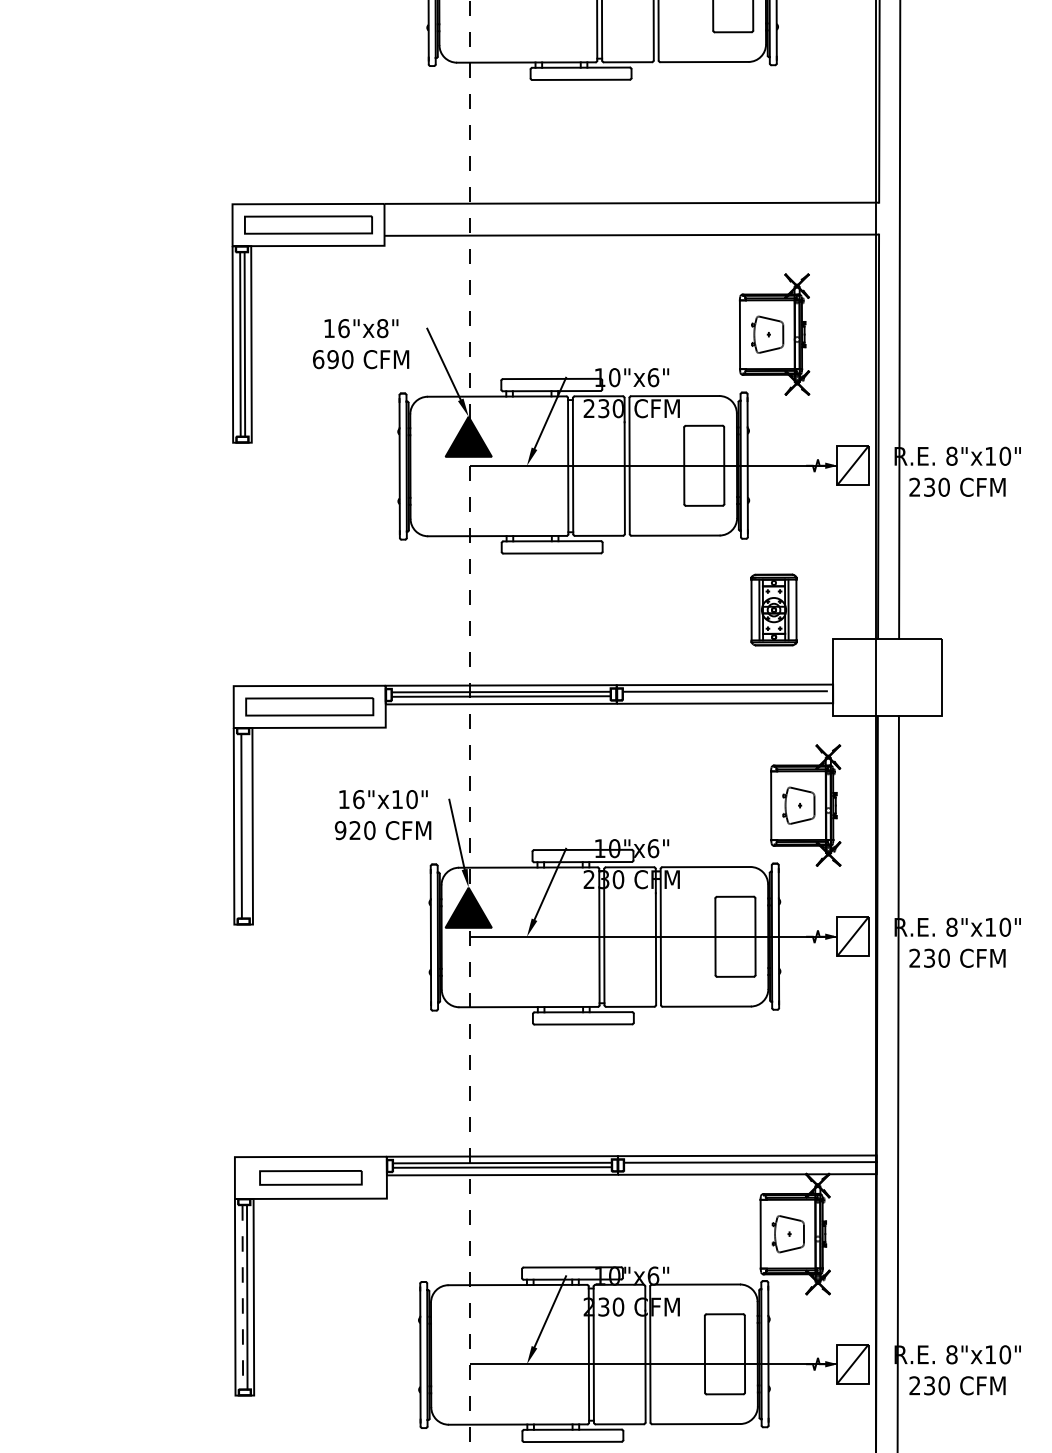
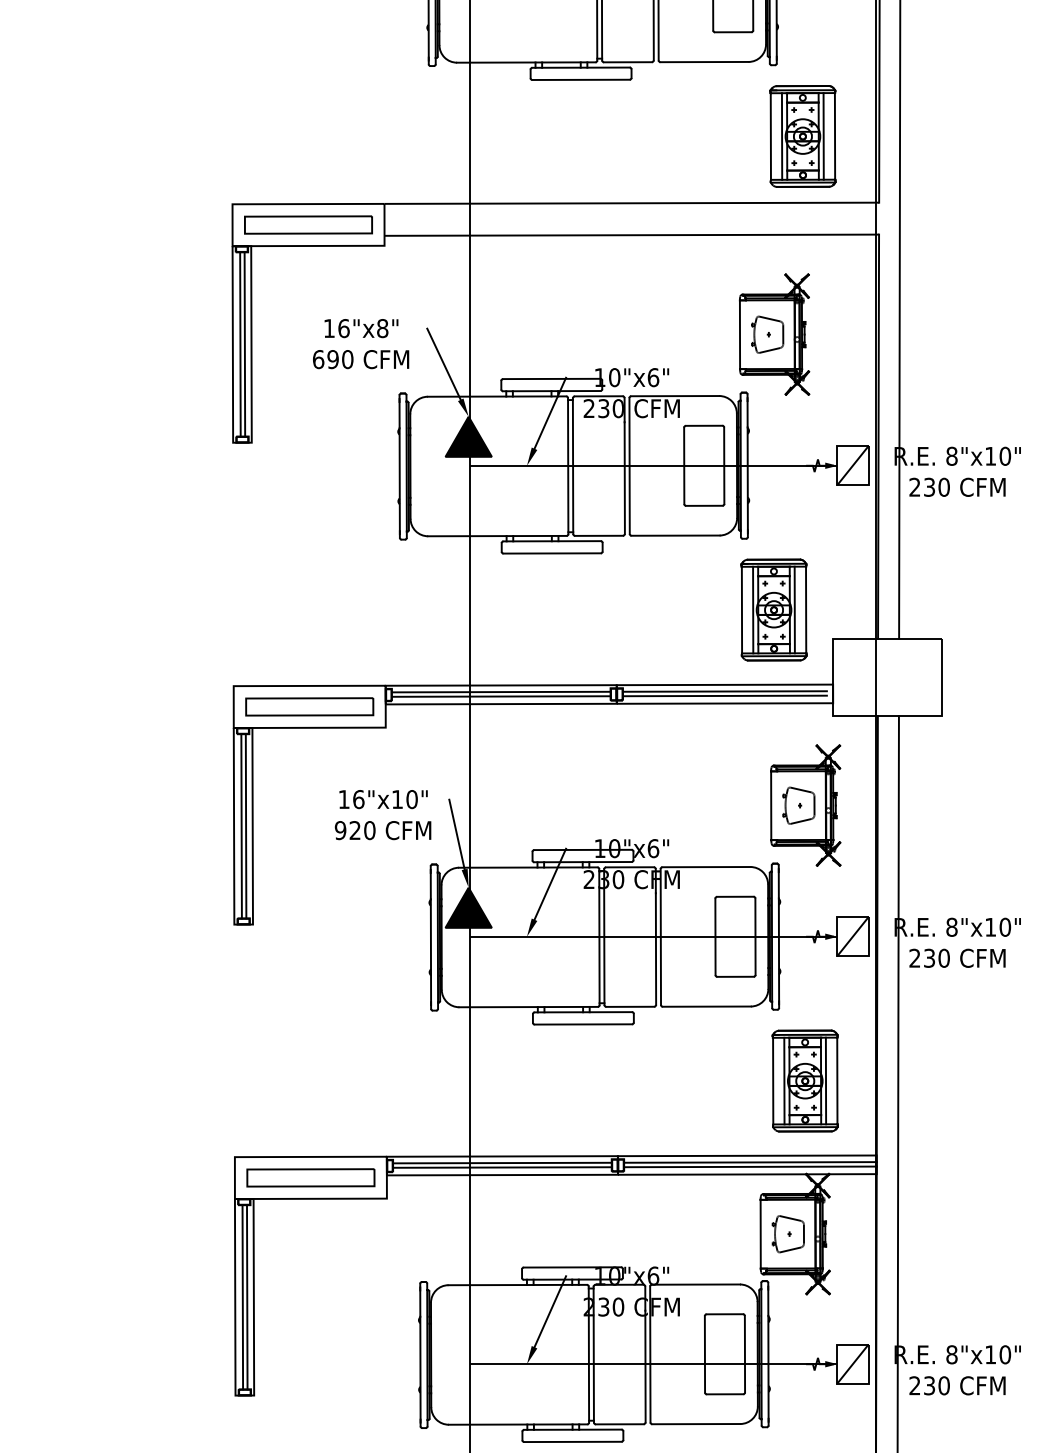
part: none -> present (802, 136)
part size: 48x74 px -> 68x104 px (773, 609)
line: none -> present (724, 695)
line: dashed -> solid (470, 726)
line: none -> present (245, 826)
part: none -> present (804, 1080)
line: none -> present (750, 1166)
part size: 104x16 px -> 130x20 px (310, 1177)
line: dashed -> solid (242, 1297)
